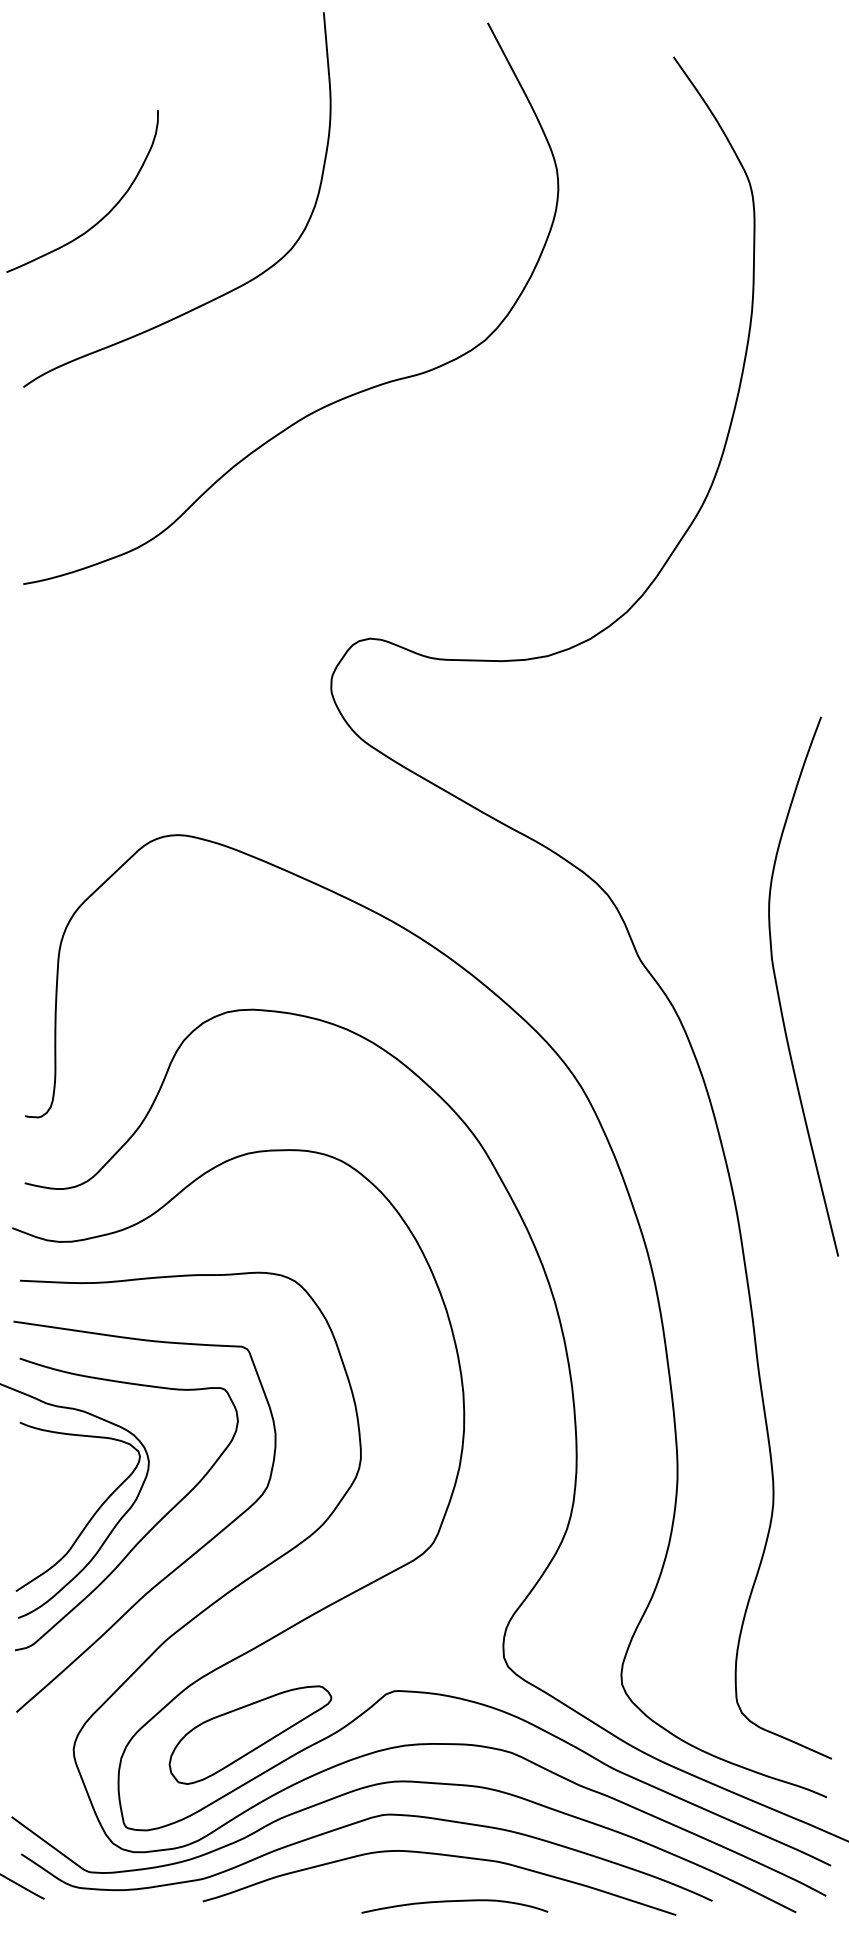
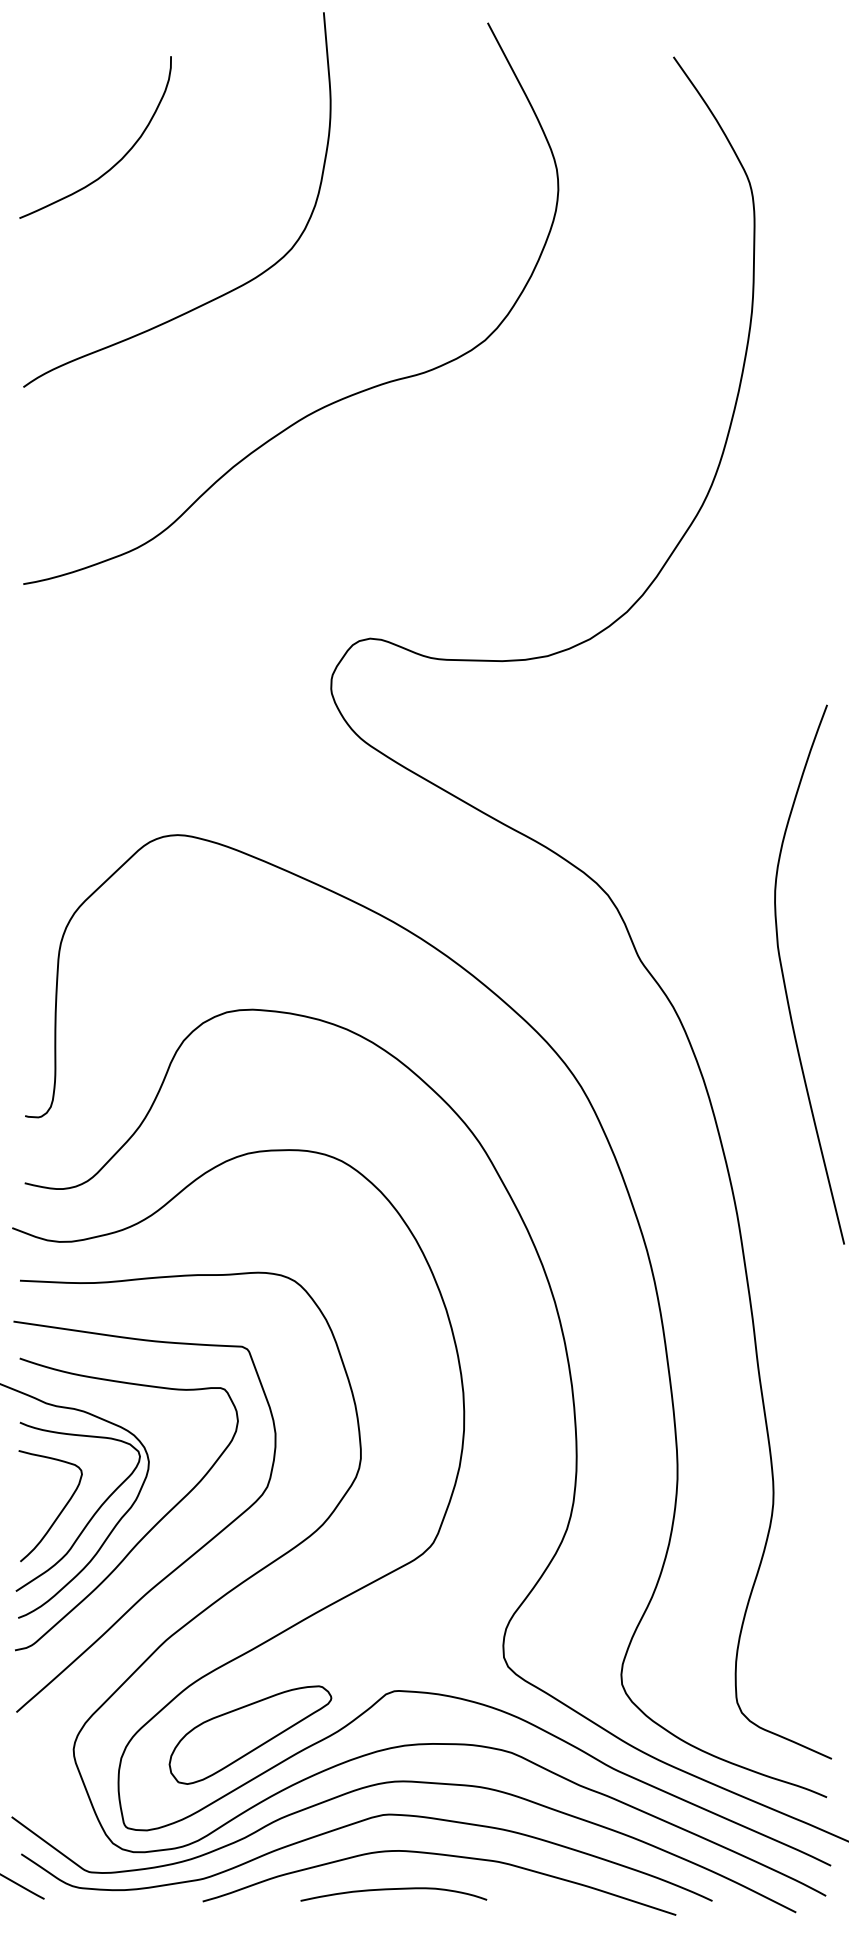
curve position: (105, 214) -> (118, 160) (118, 160)
curve position: (778, 989) -> (784, 977) (784, 977)
curve: none -> present (60, 1511)
curve position: (454, 1901) -> (393, 1889) (393, 1889)
